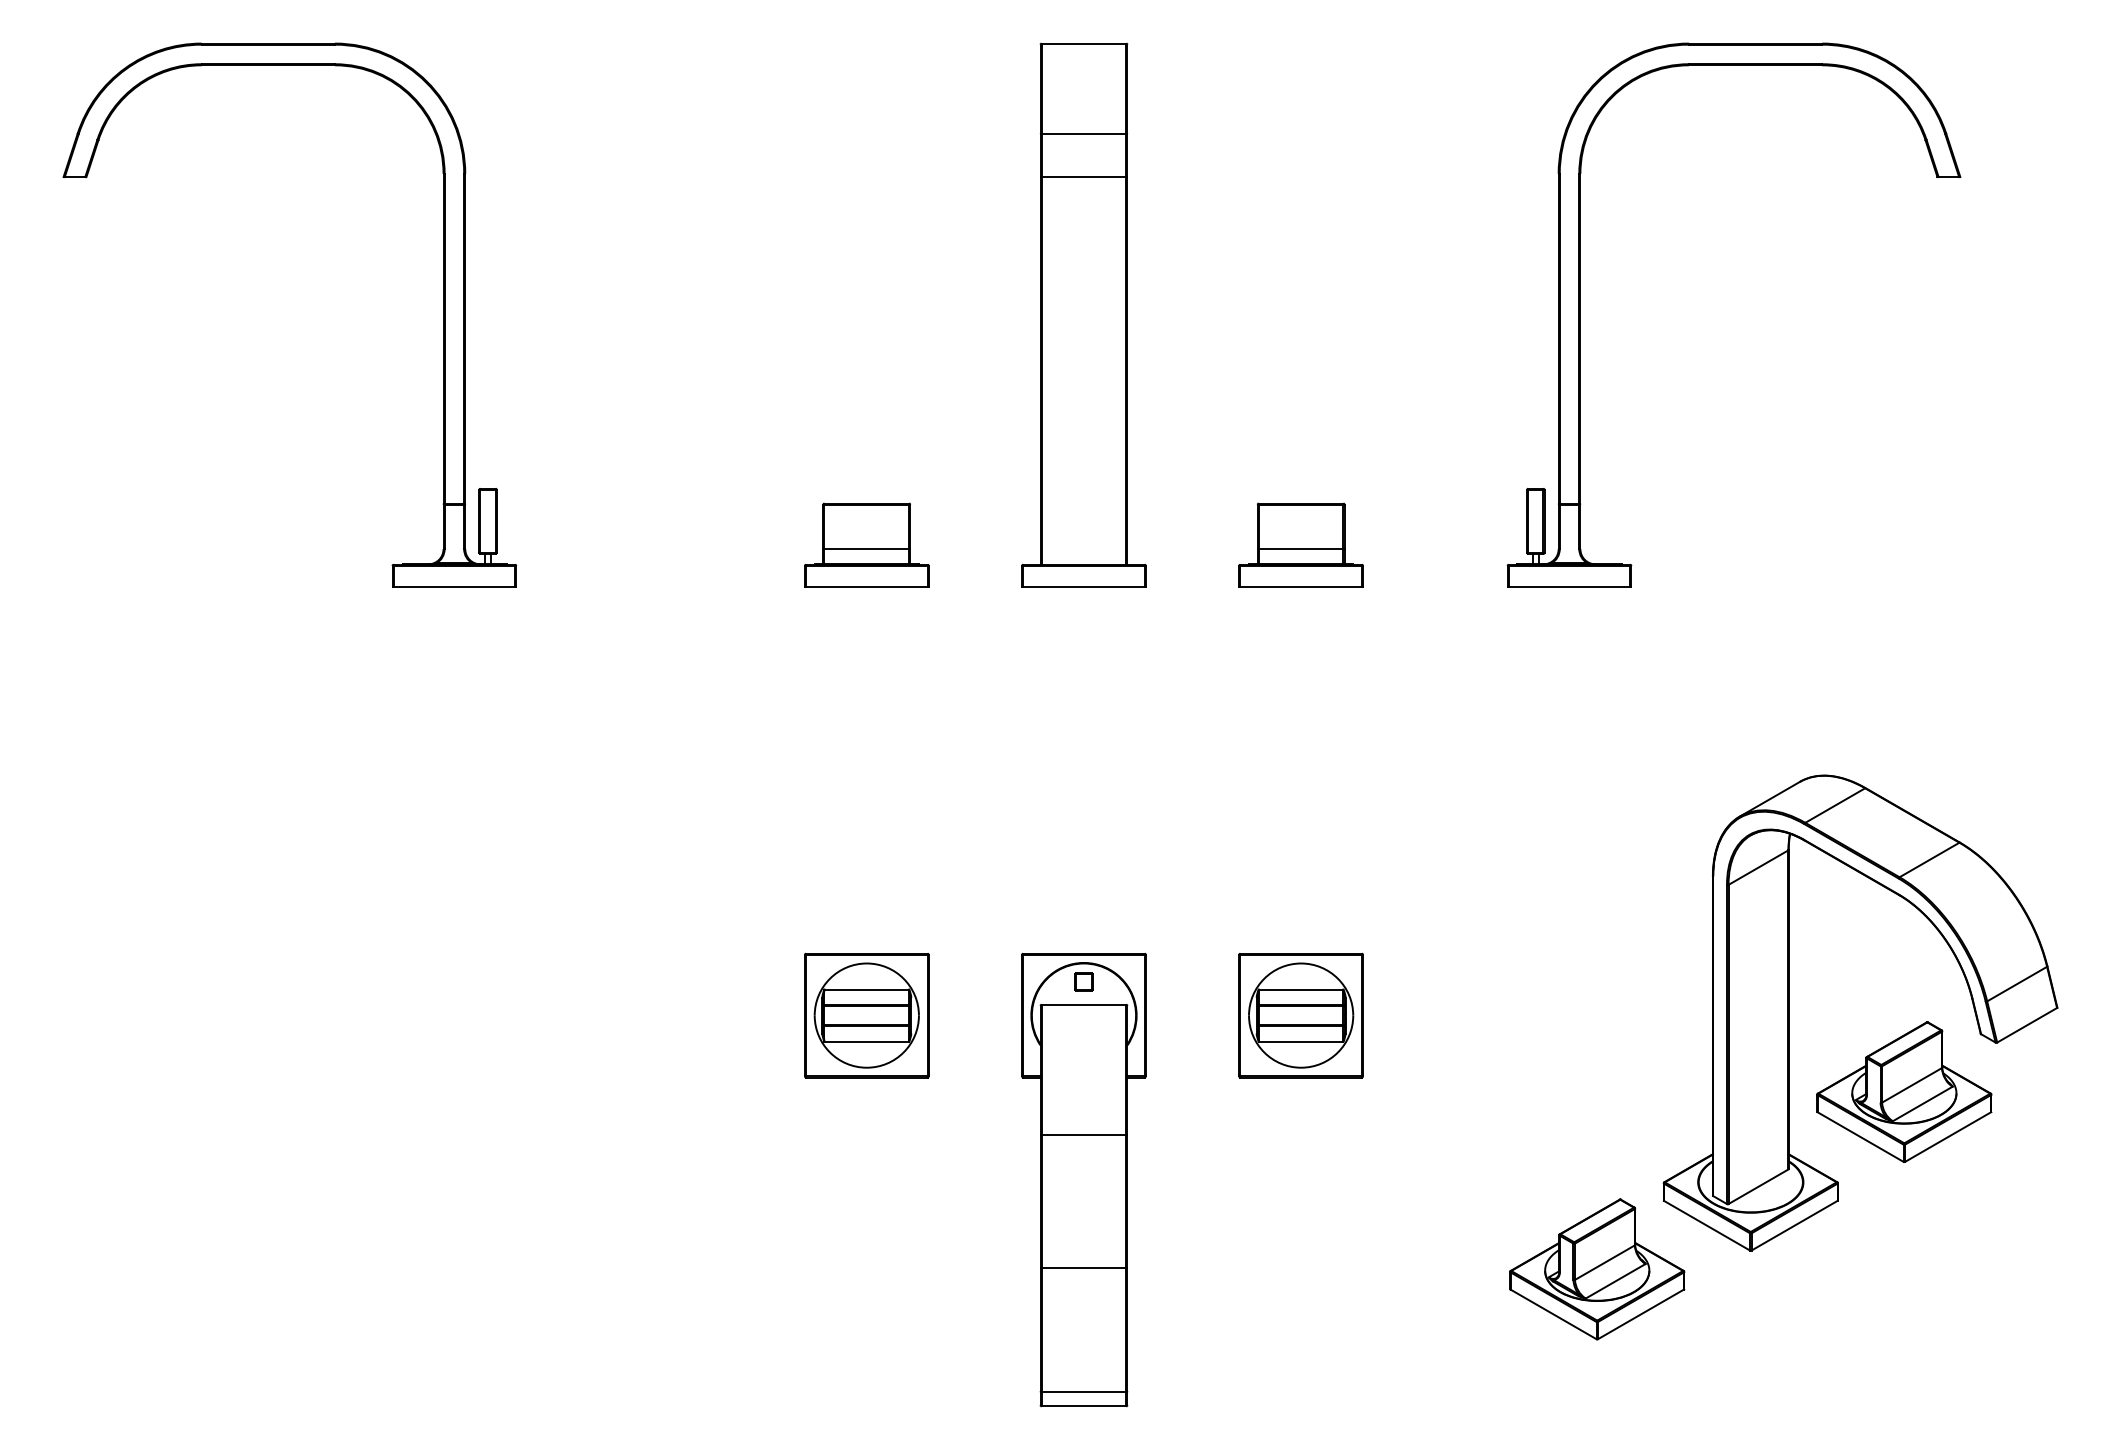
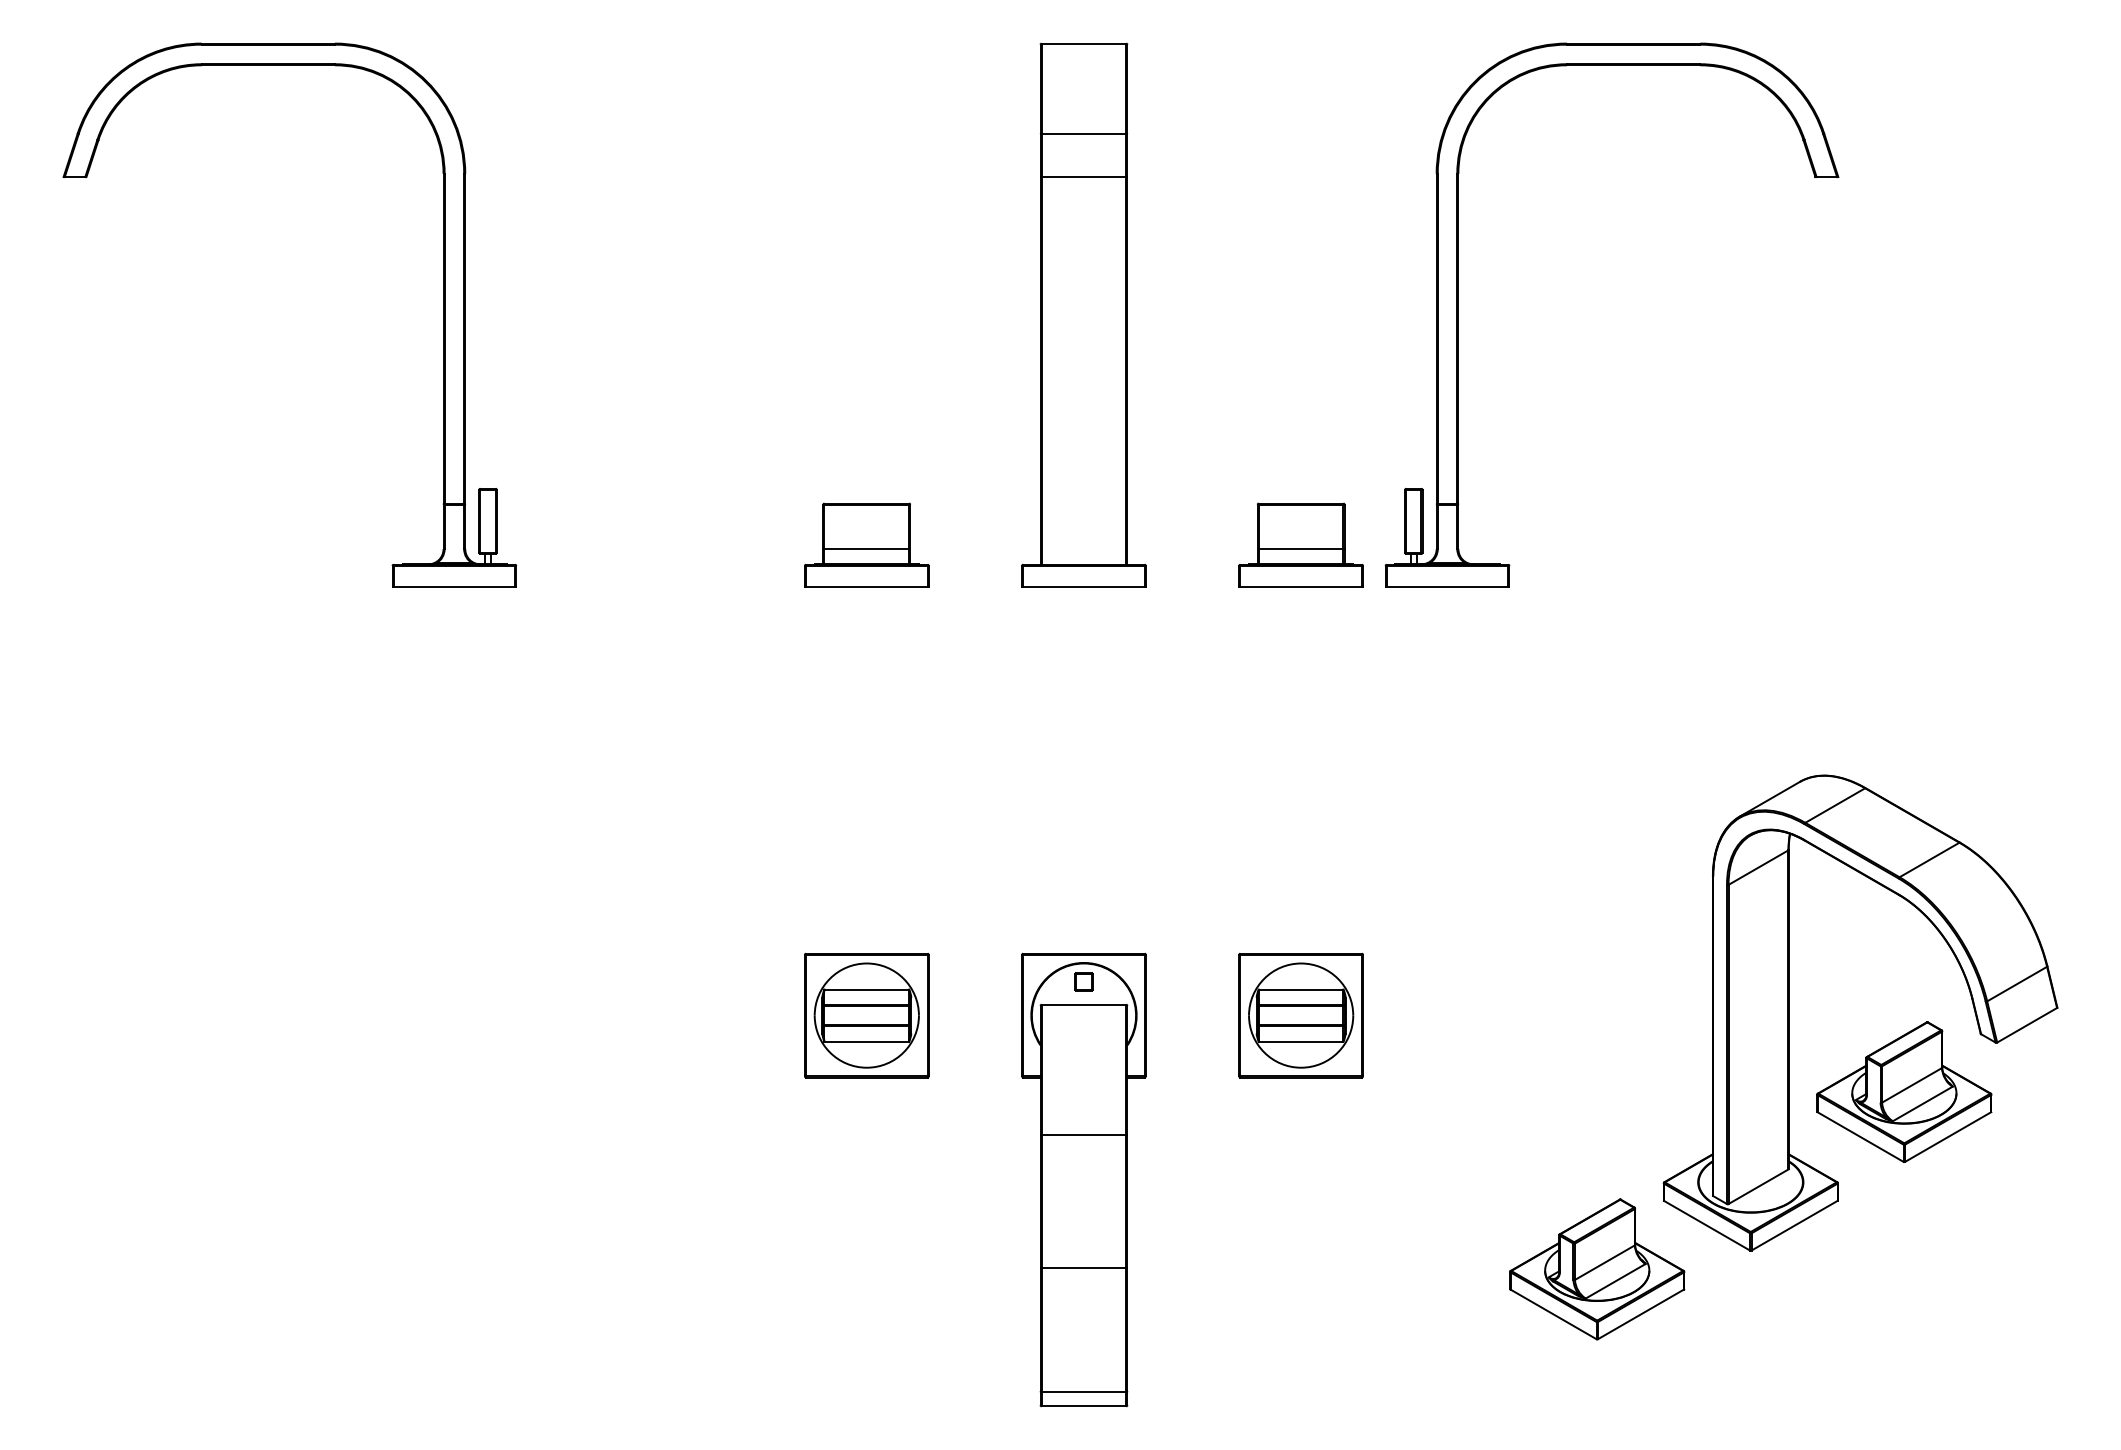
part position: (1580, 314) -> (1458, 314) (1458, 314)
